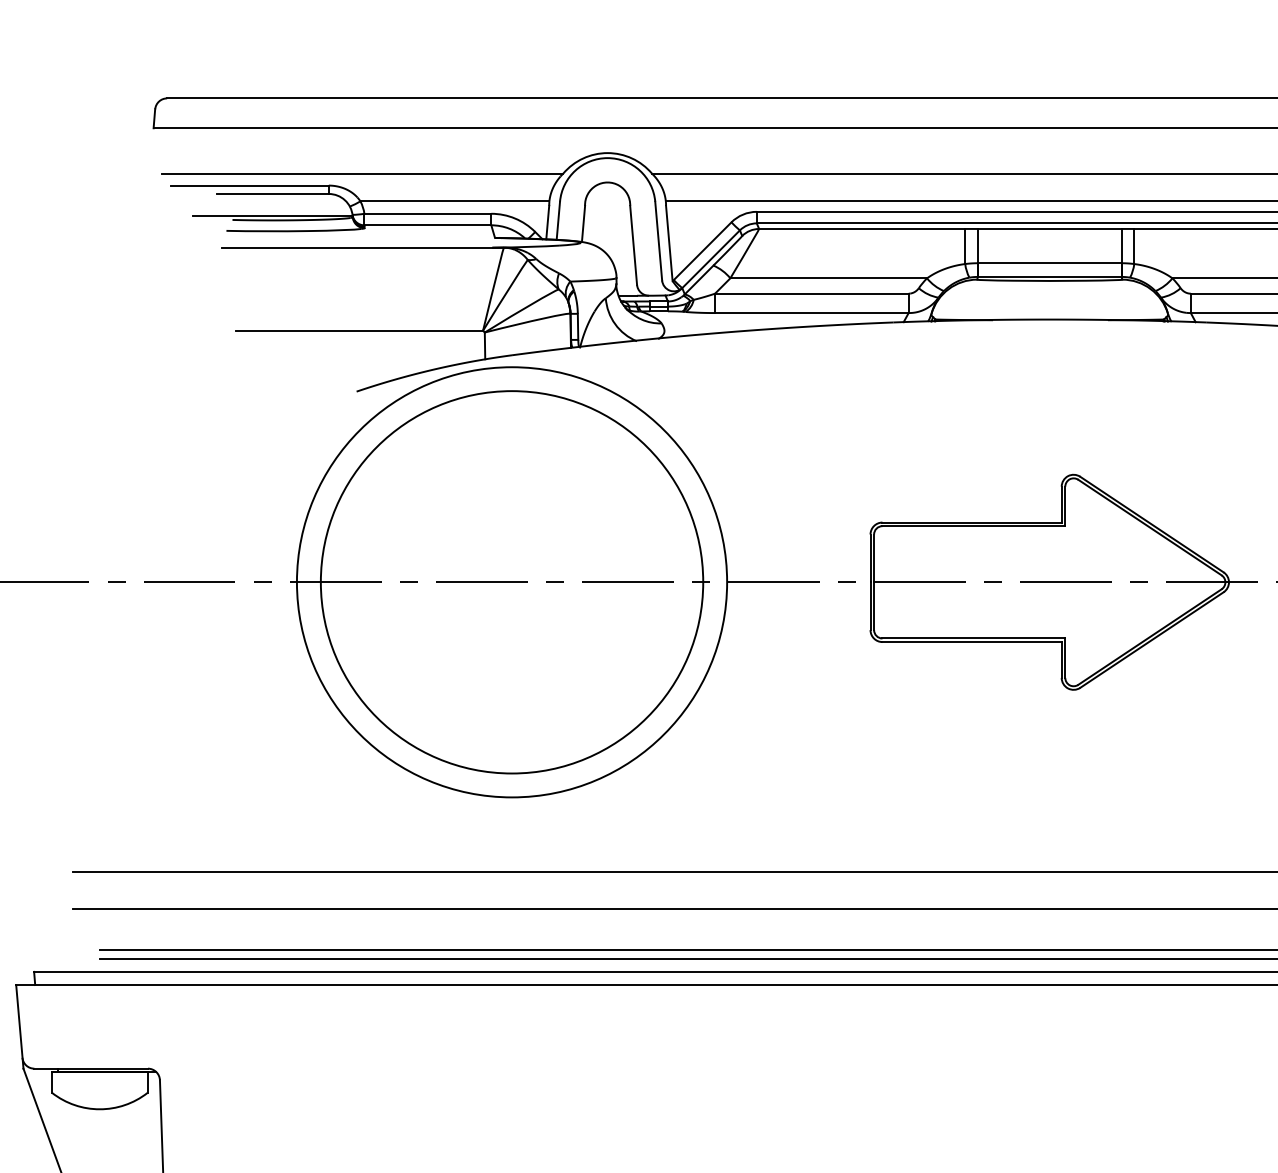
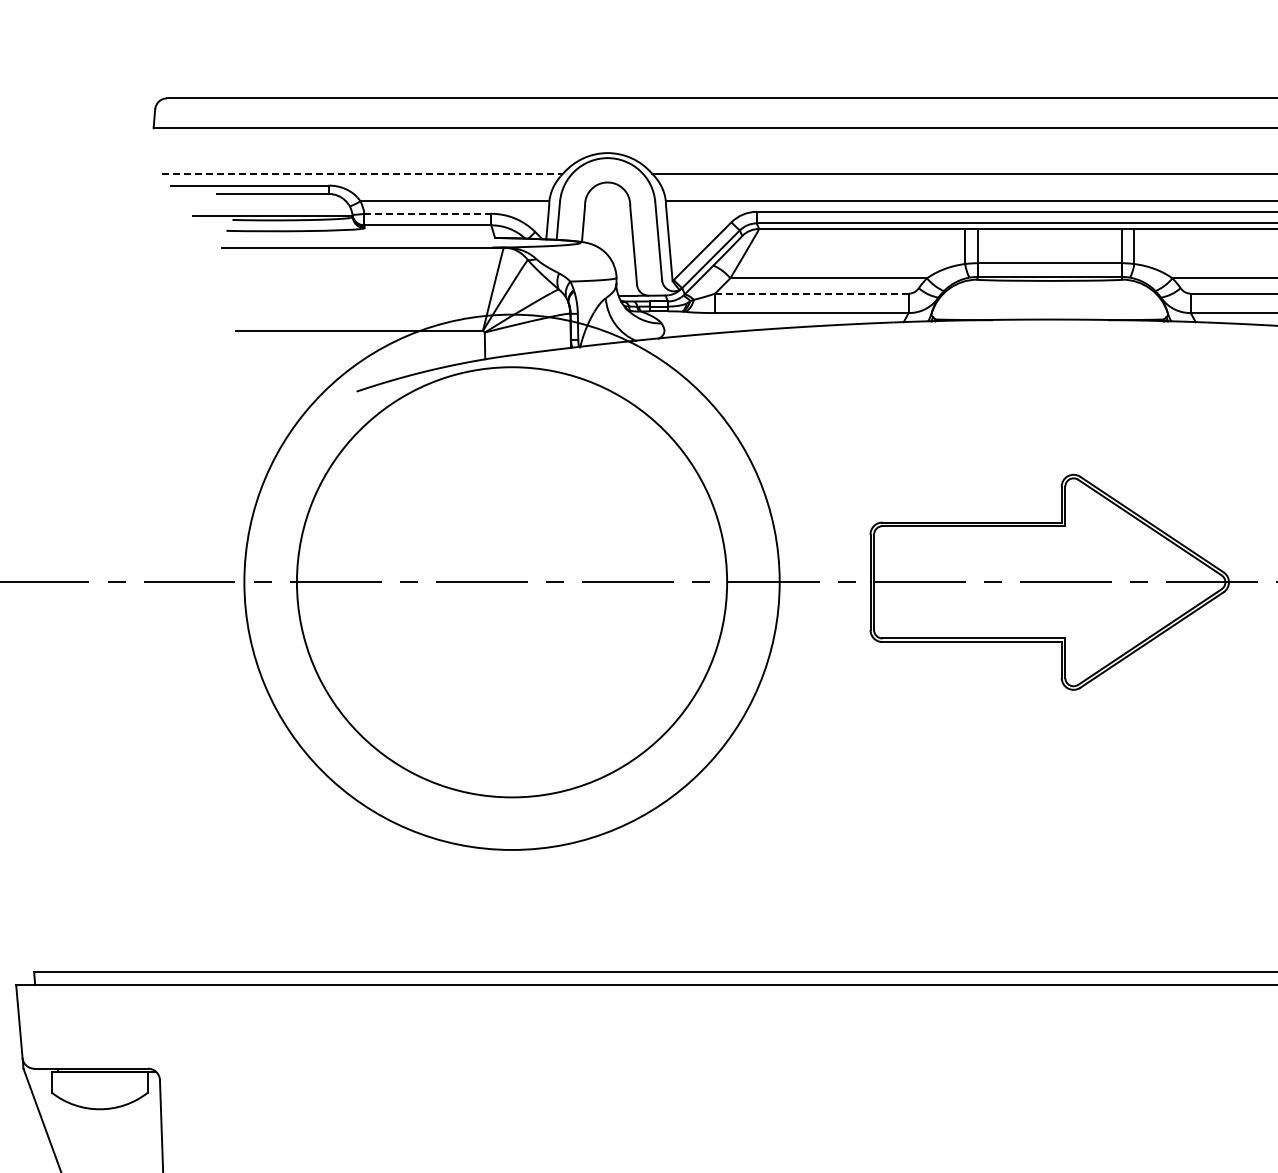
line: solid -> dashed (362, 173)
line: solid -> dashed (428, 213)
line: solid -> dashed (811, 293)
circle diameter: 382 px -> 535 px (511, 581)
line: present -> none (673, 872)
line: present -> none (673, 909)
line: present -> none (687, 950)
line: present -> none (687, 959)
